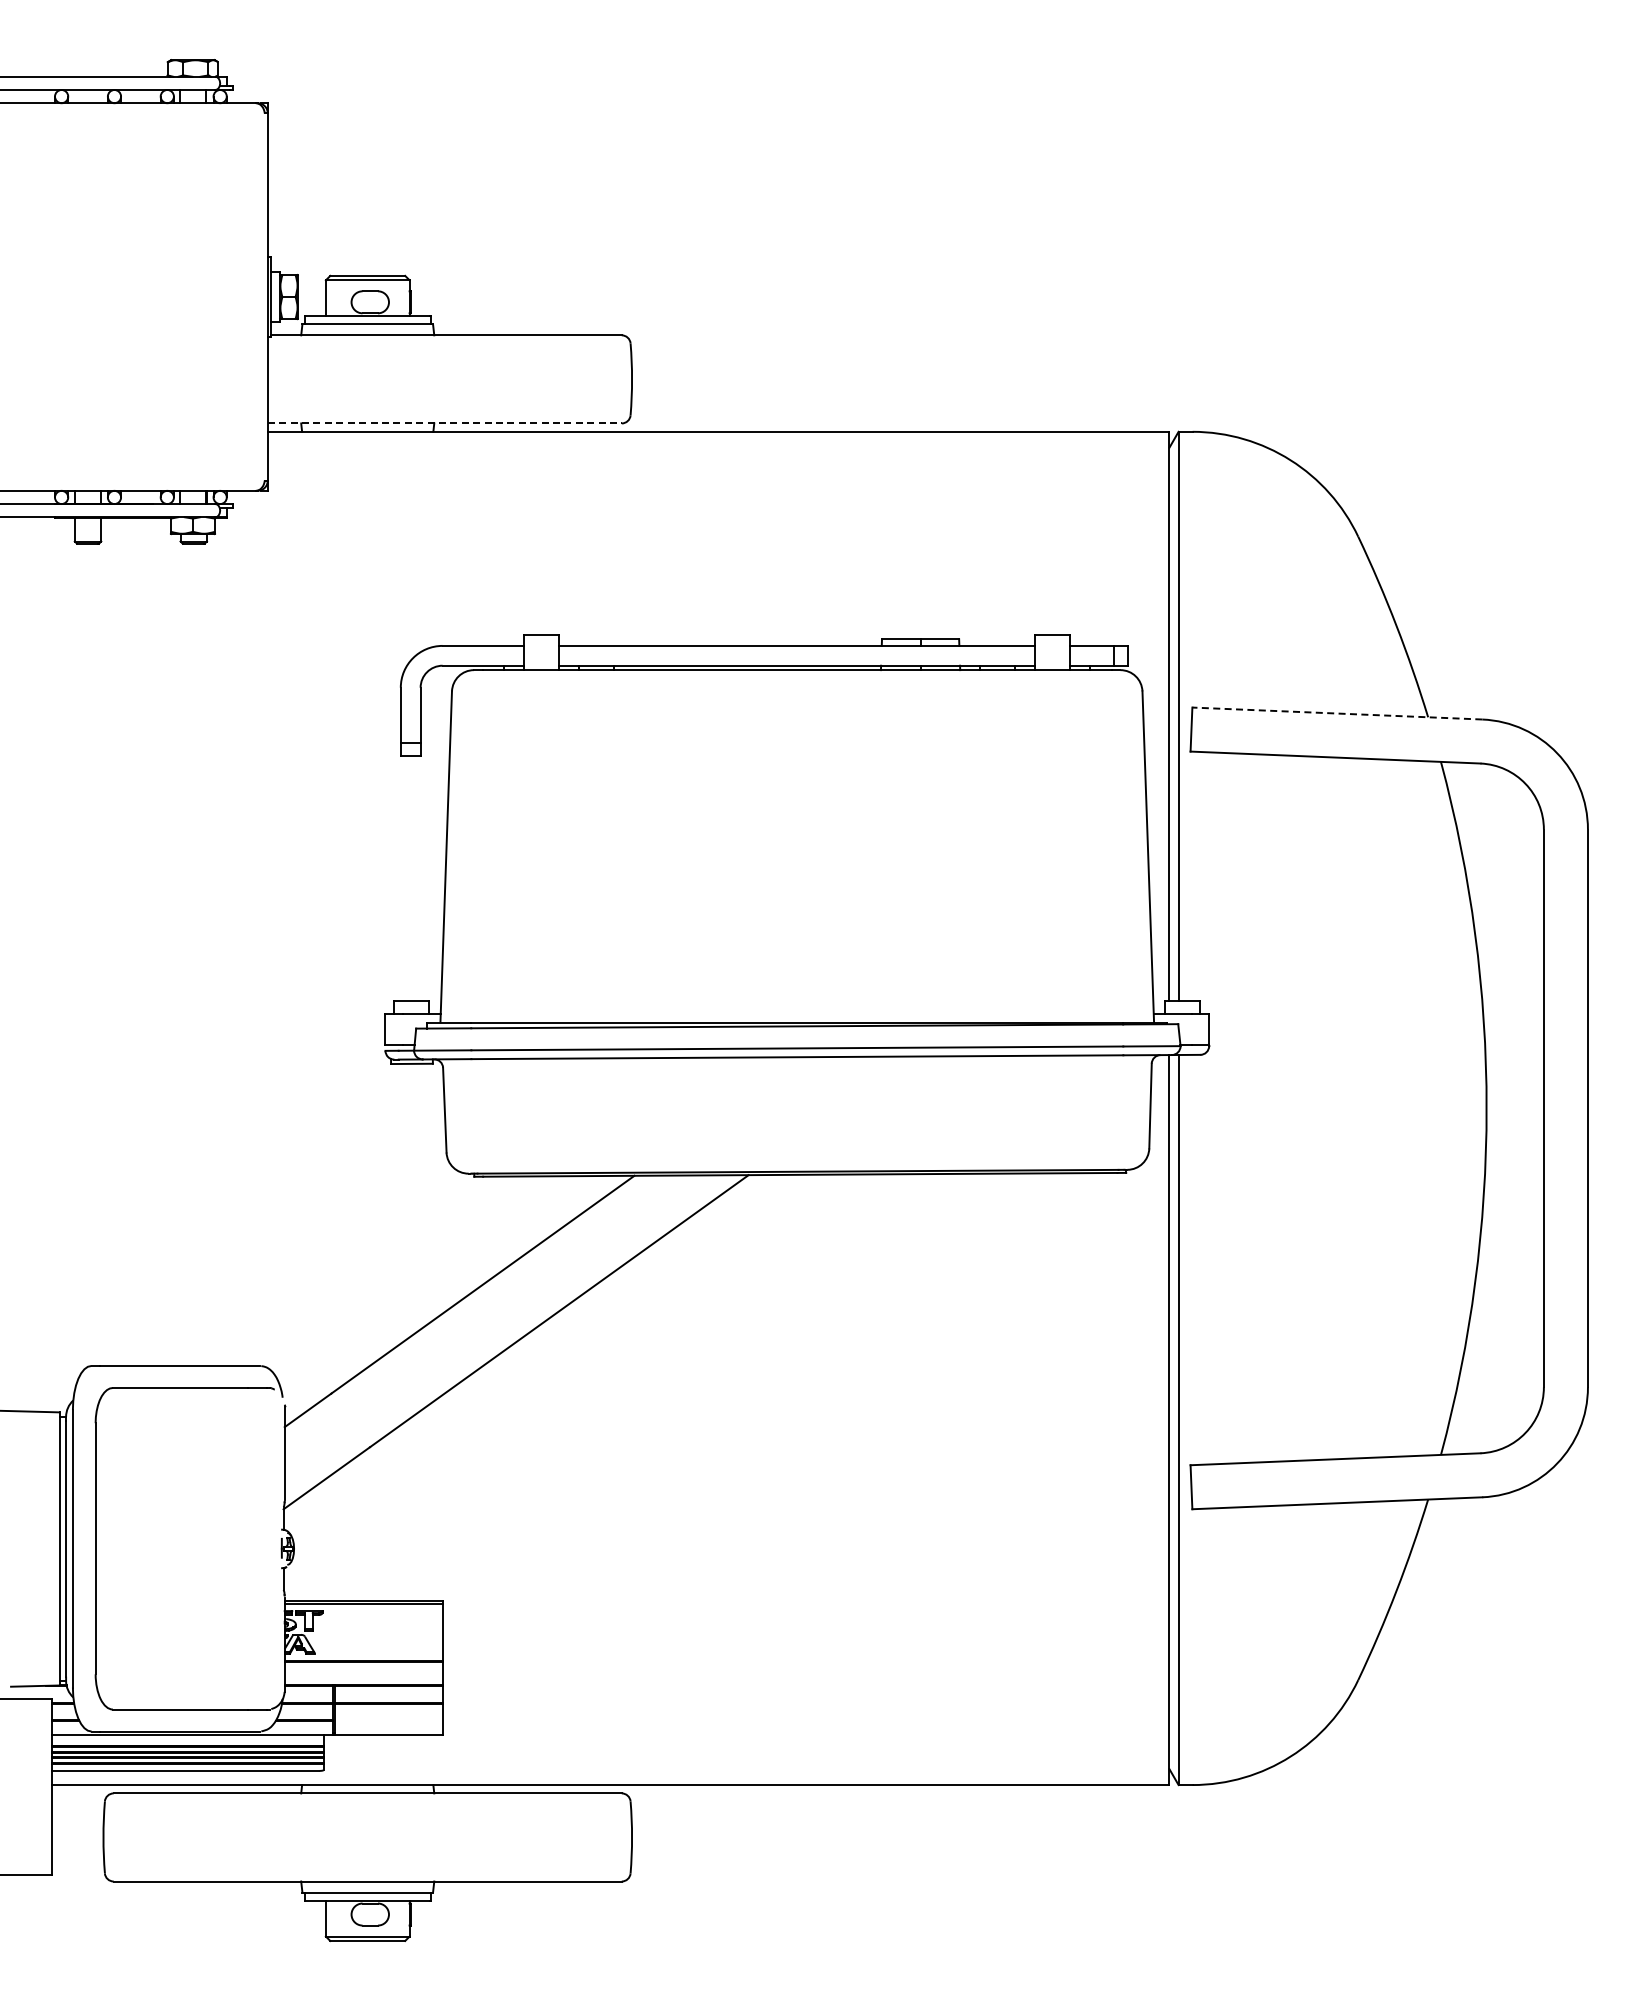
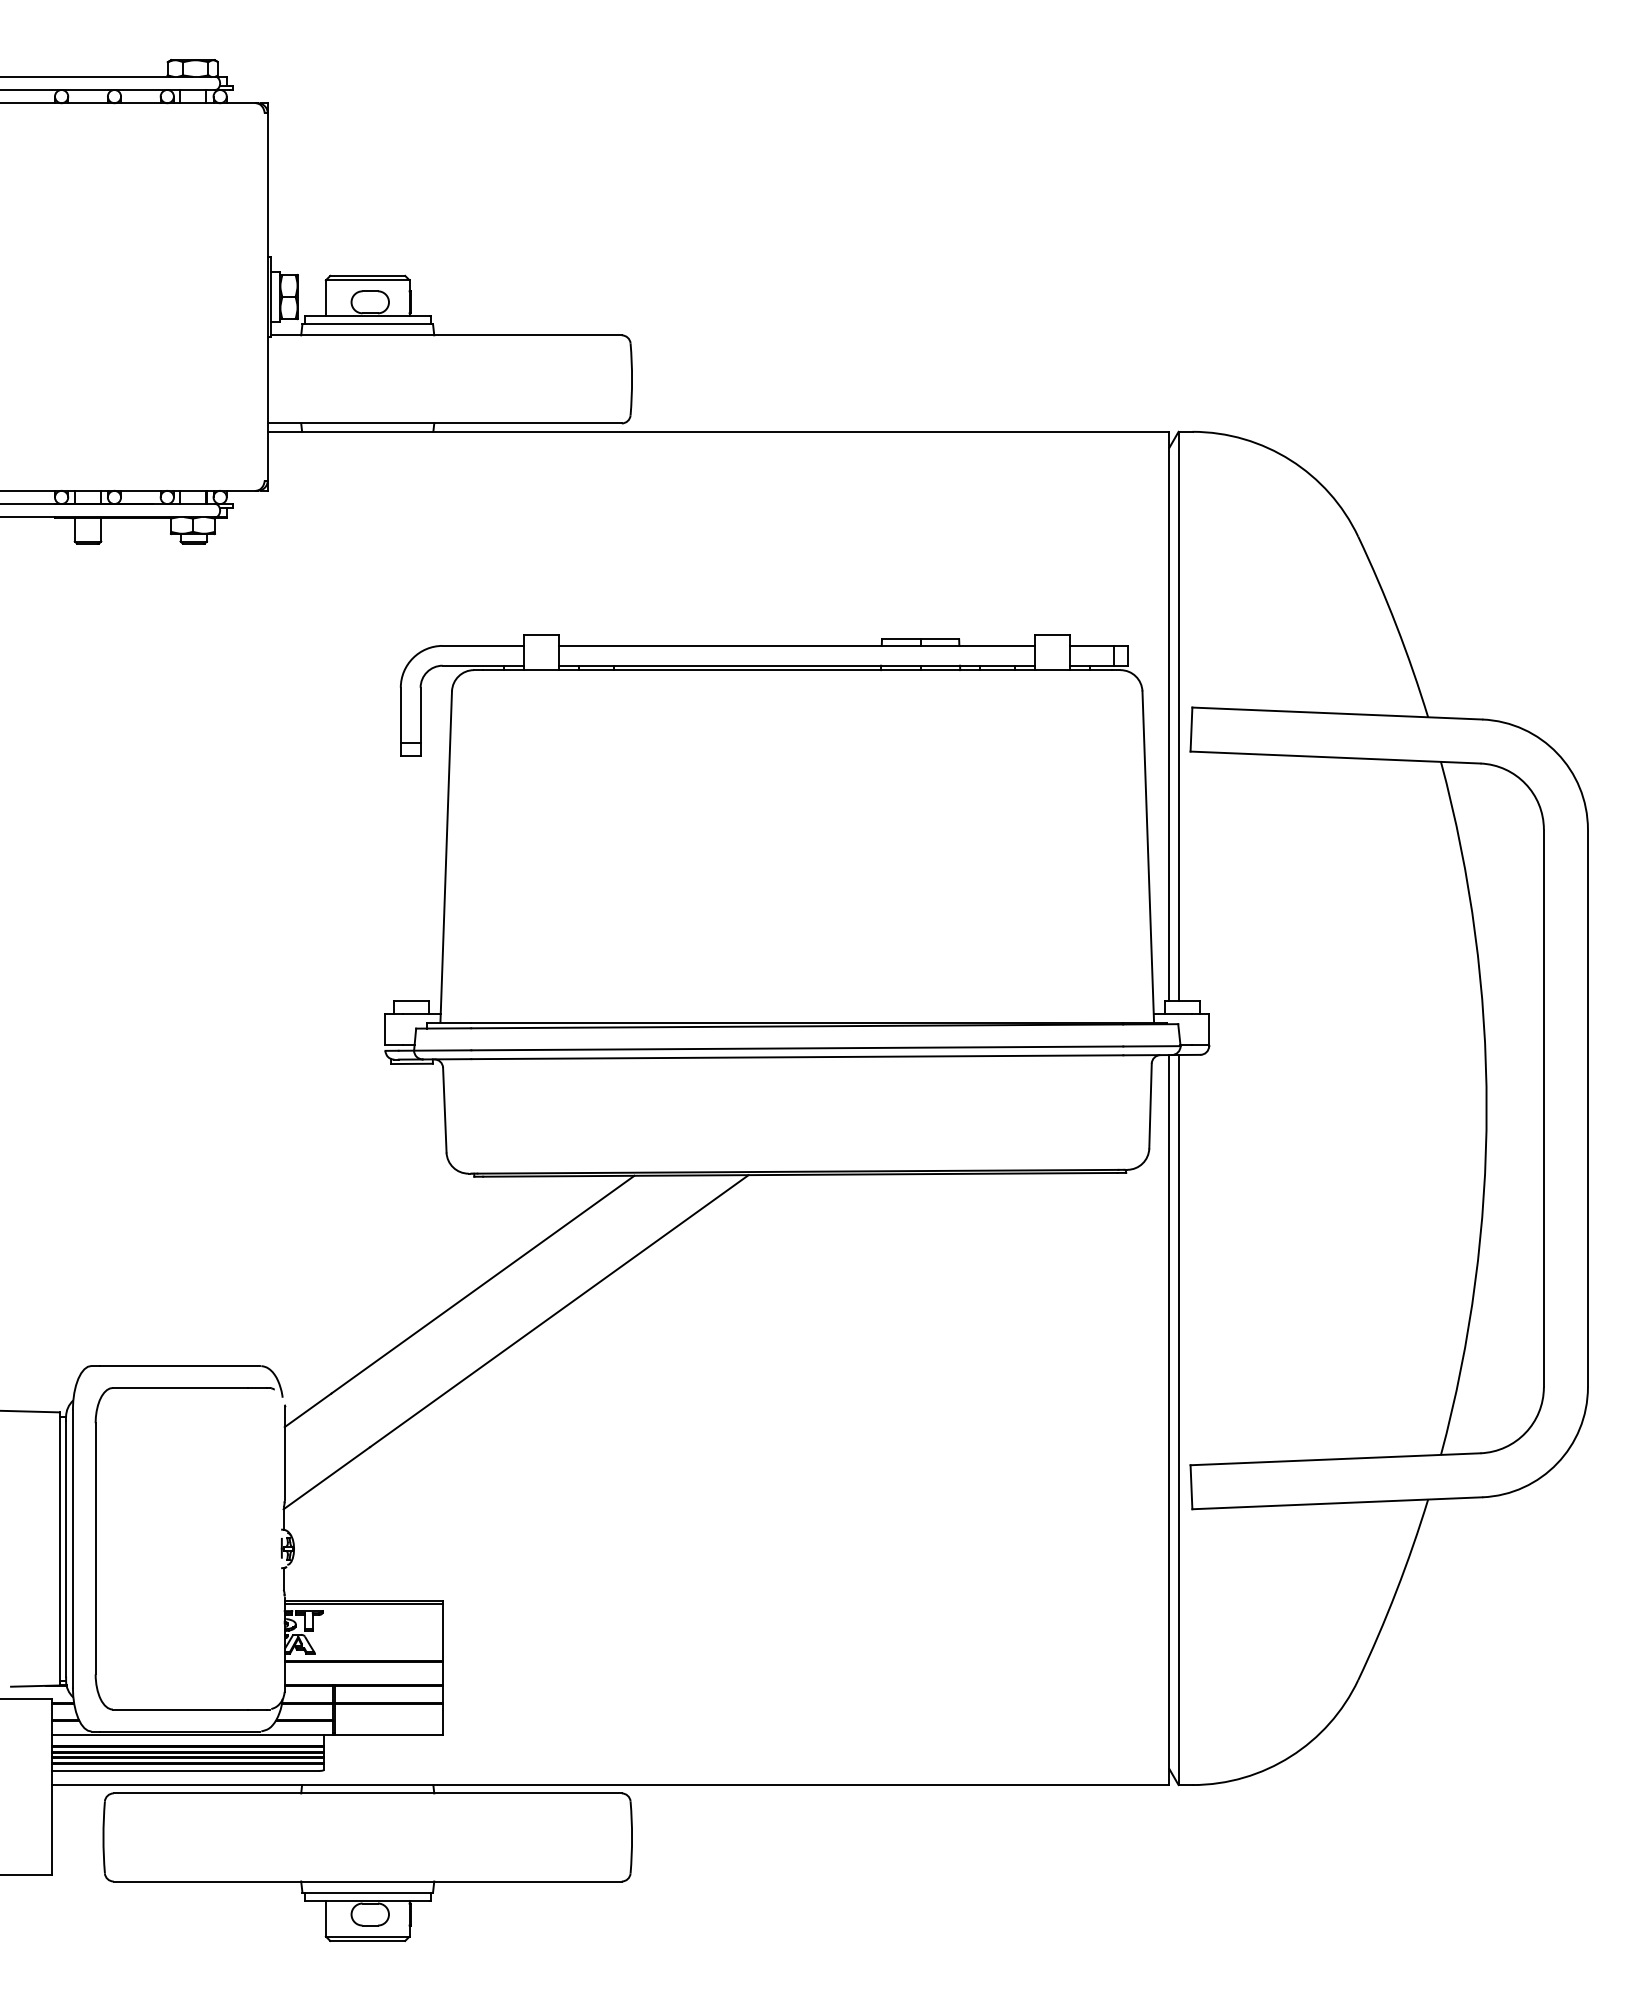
line: dashed -> solid (444, 423)
line: dashed -> solid (1336, 713)
